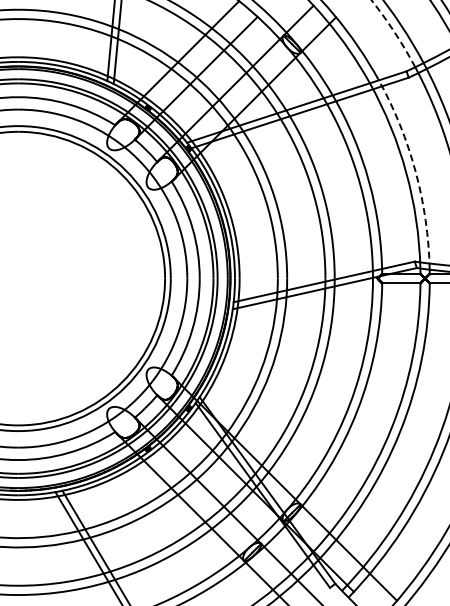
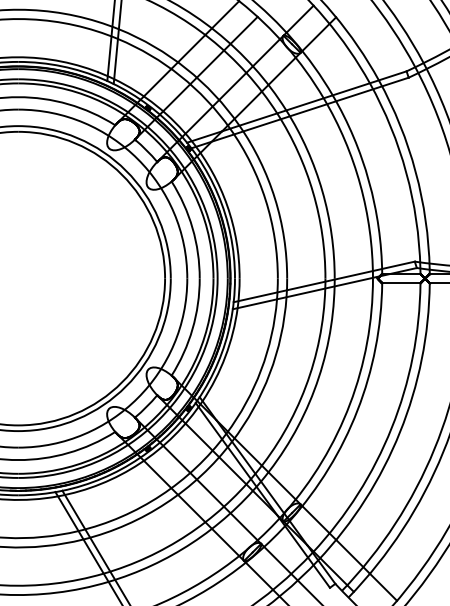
arc: dashed -> solid (395, 33)
arc: dashed -> solid (415, 171)
